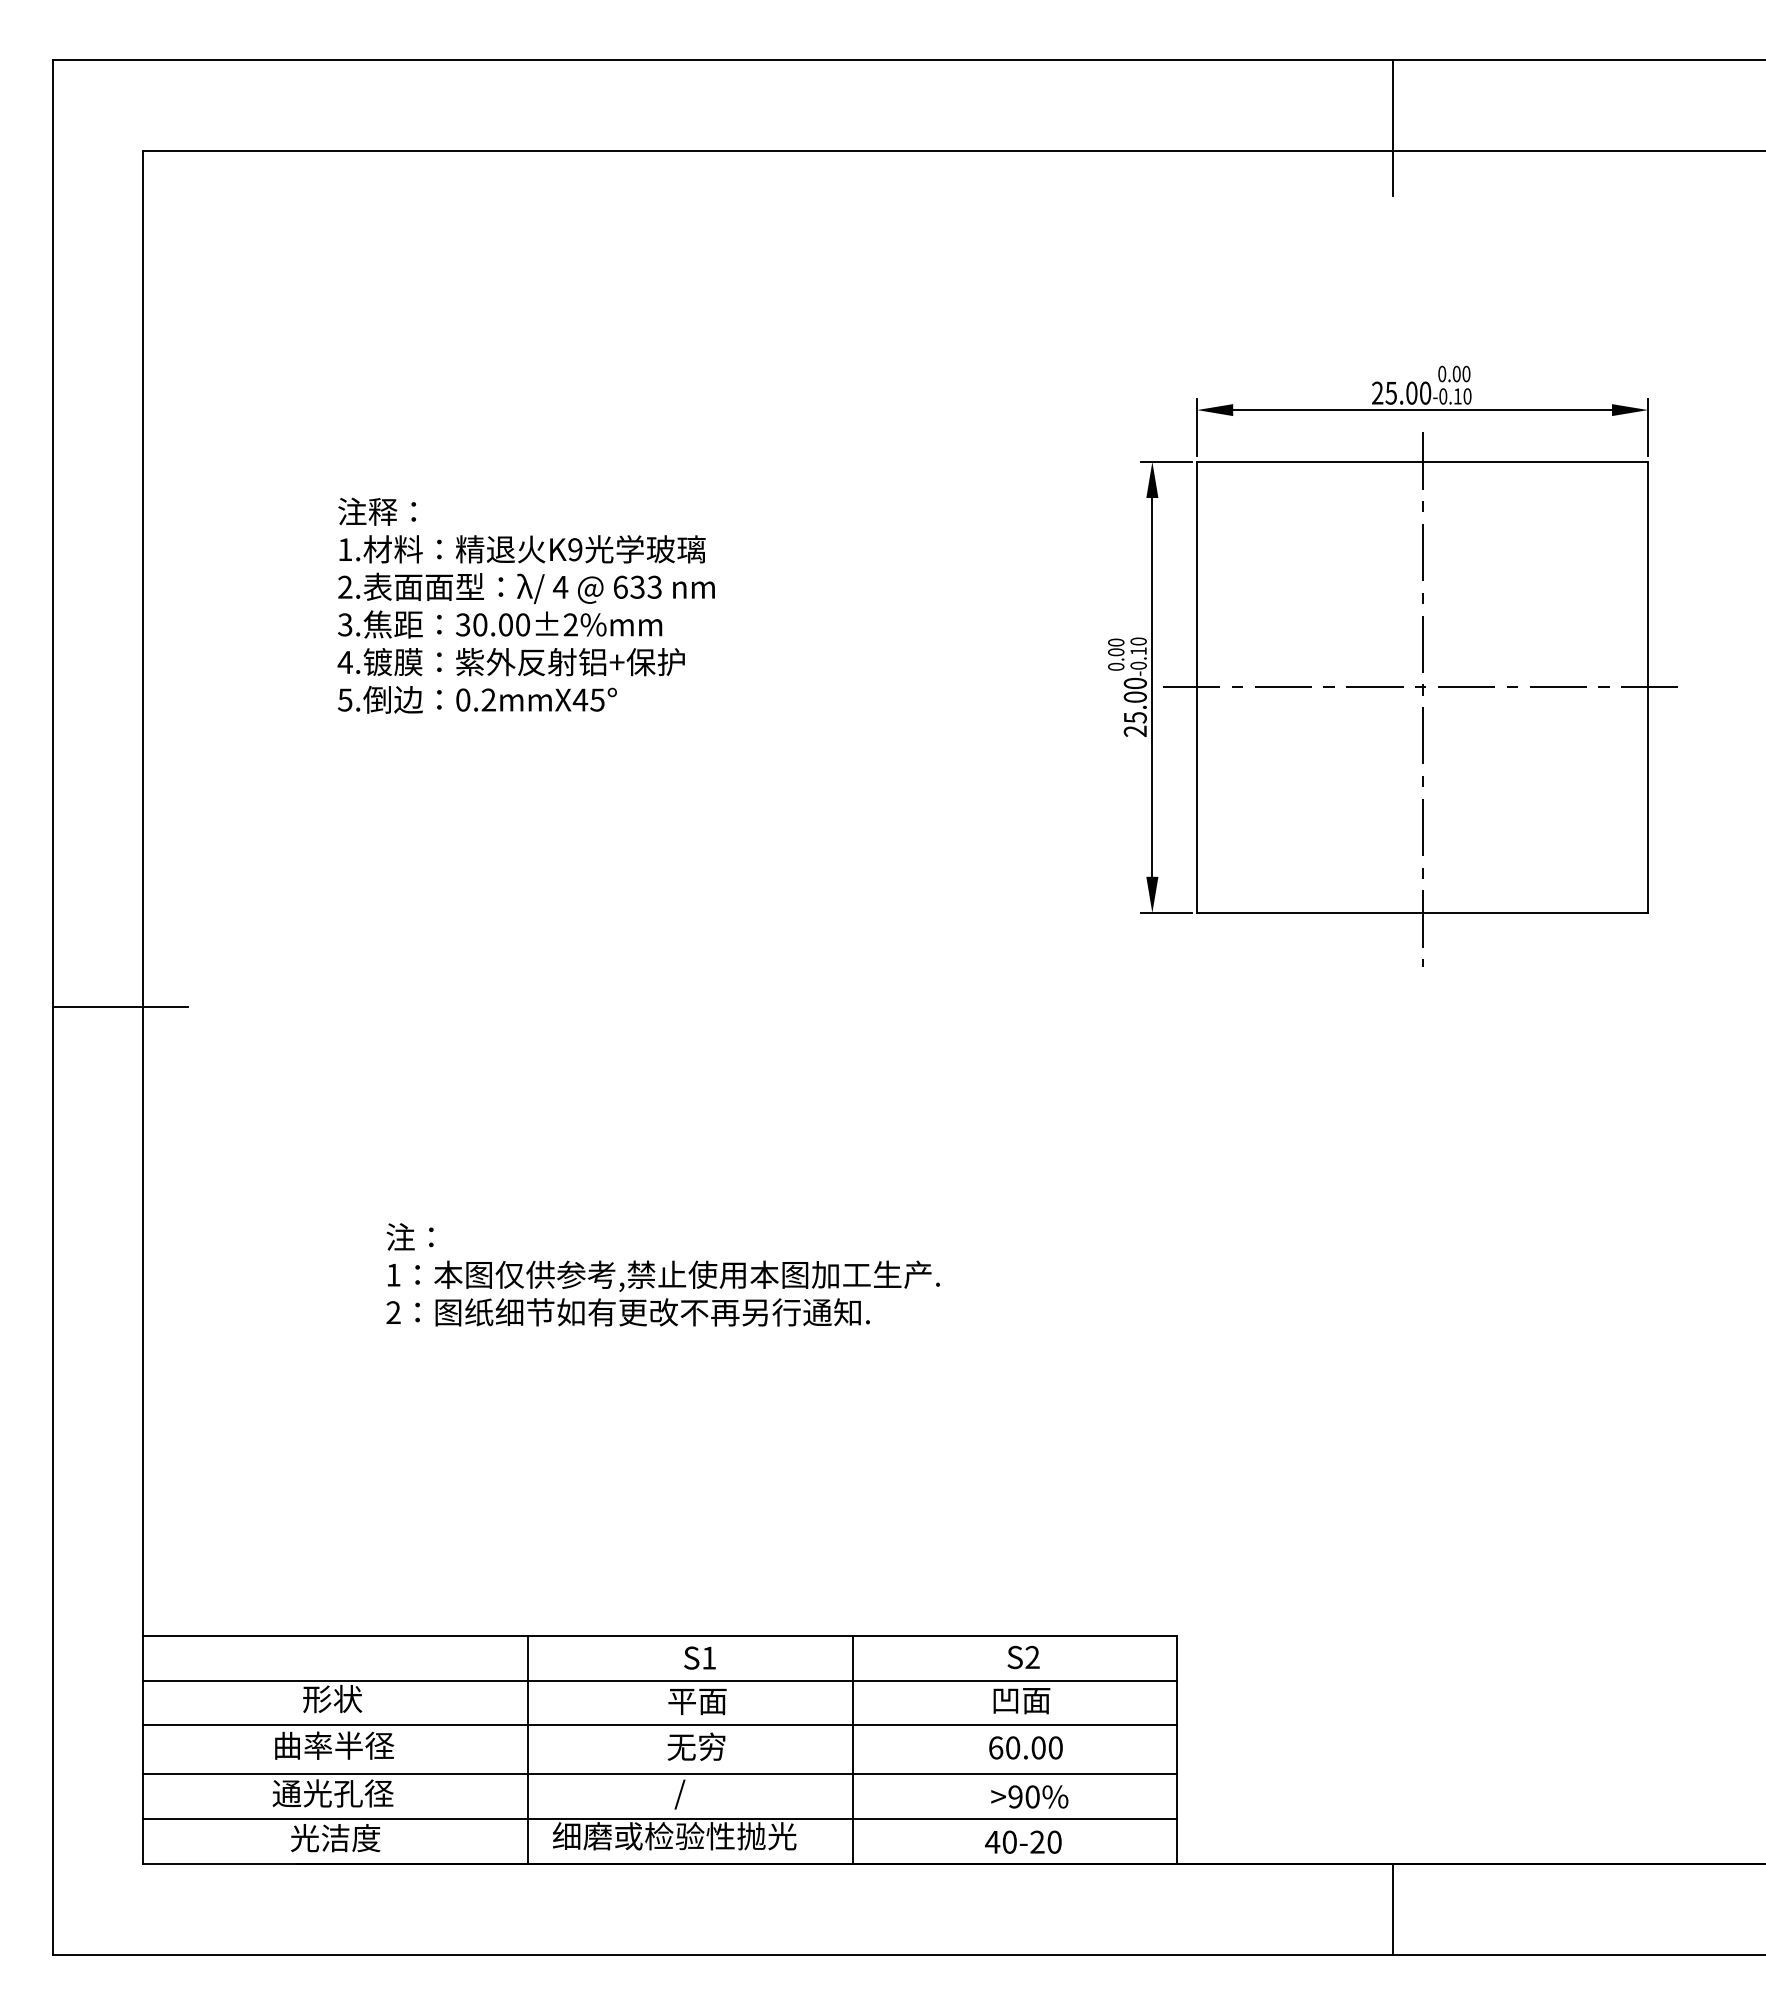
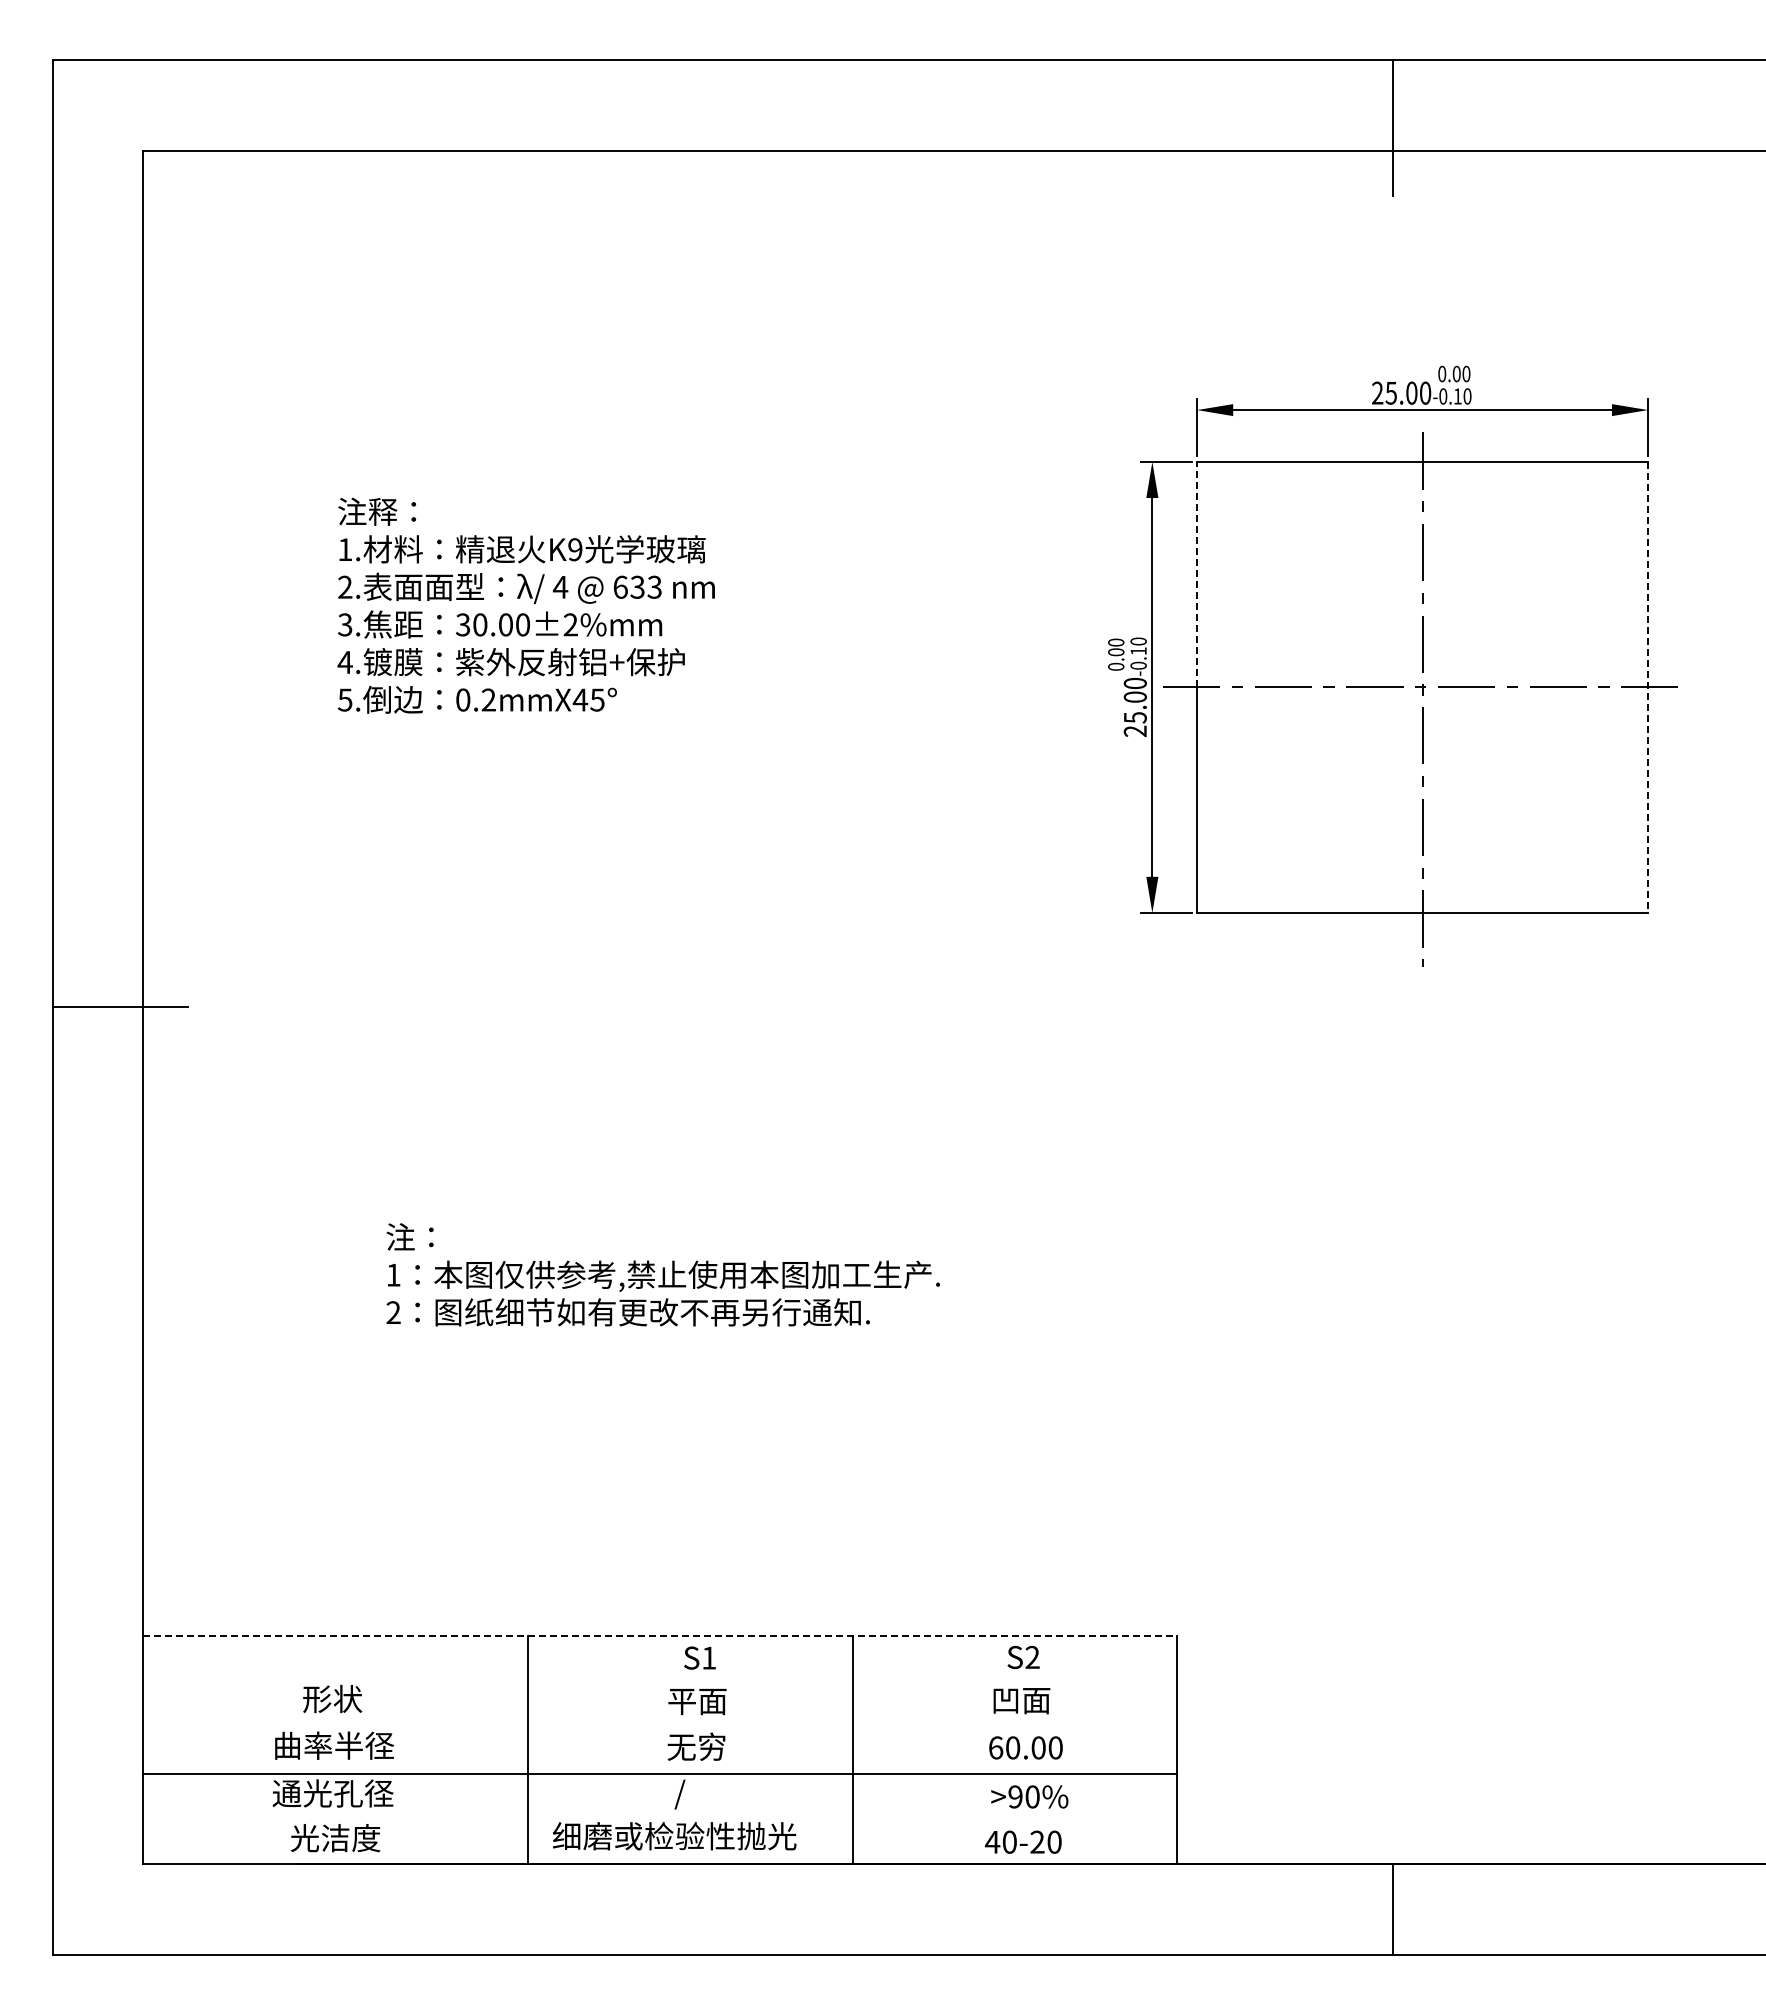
line: solid -> dashed (1197, 574)
line: solid -> dashed (1648, 687)
line: solid -> dashed (660, 1635)
line: present -> none (660, 1681)
line: present -> none (660, 1725)
line: present -> none (660, 1819)
